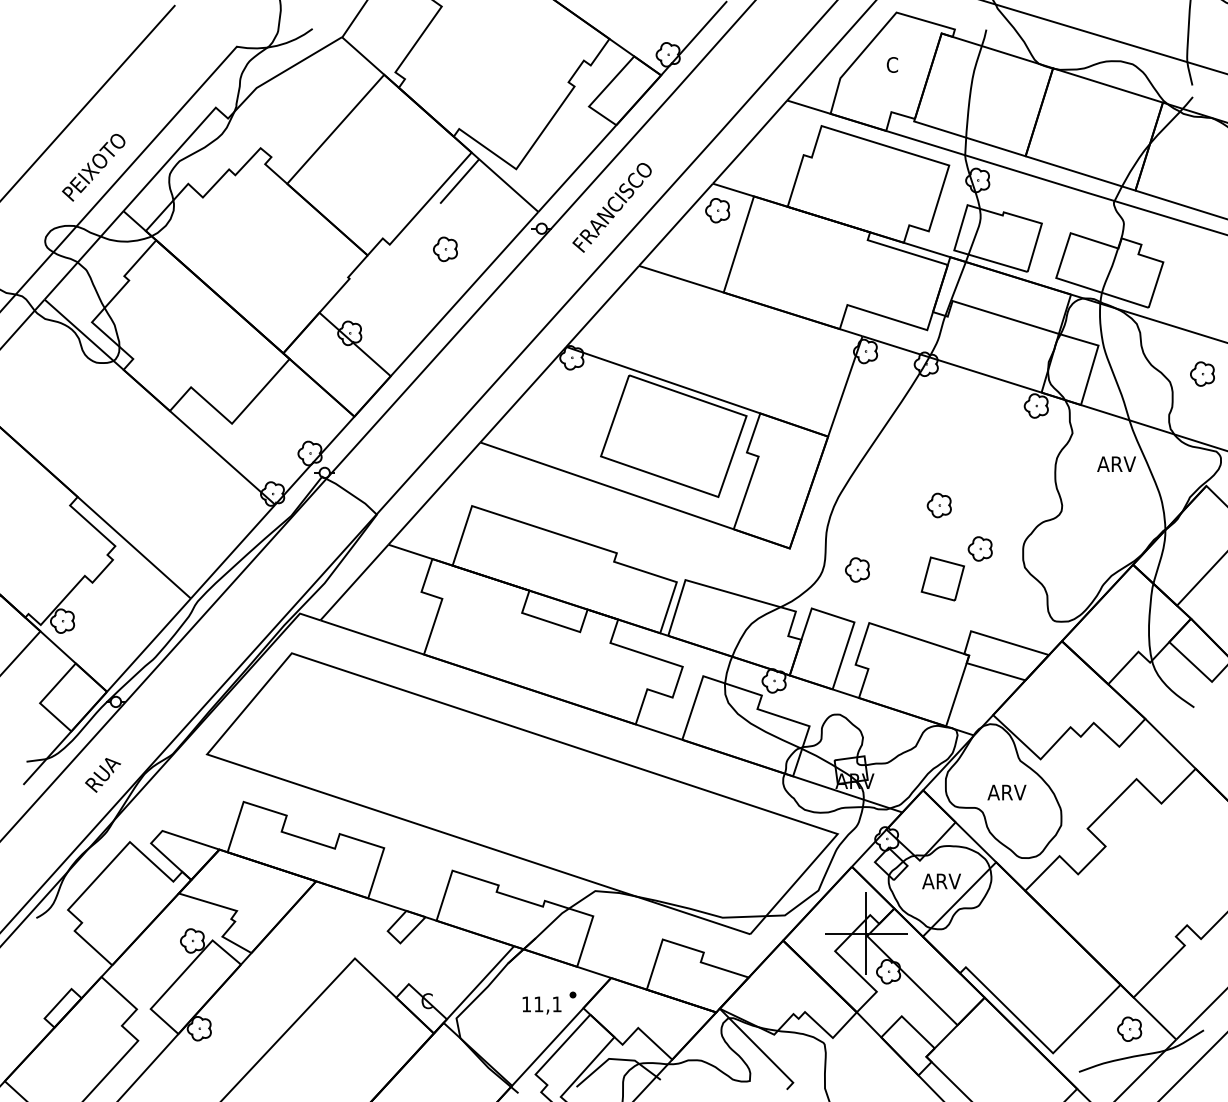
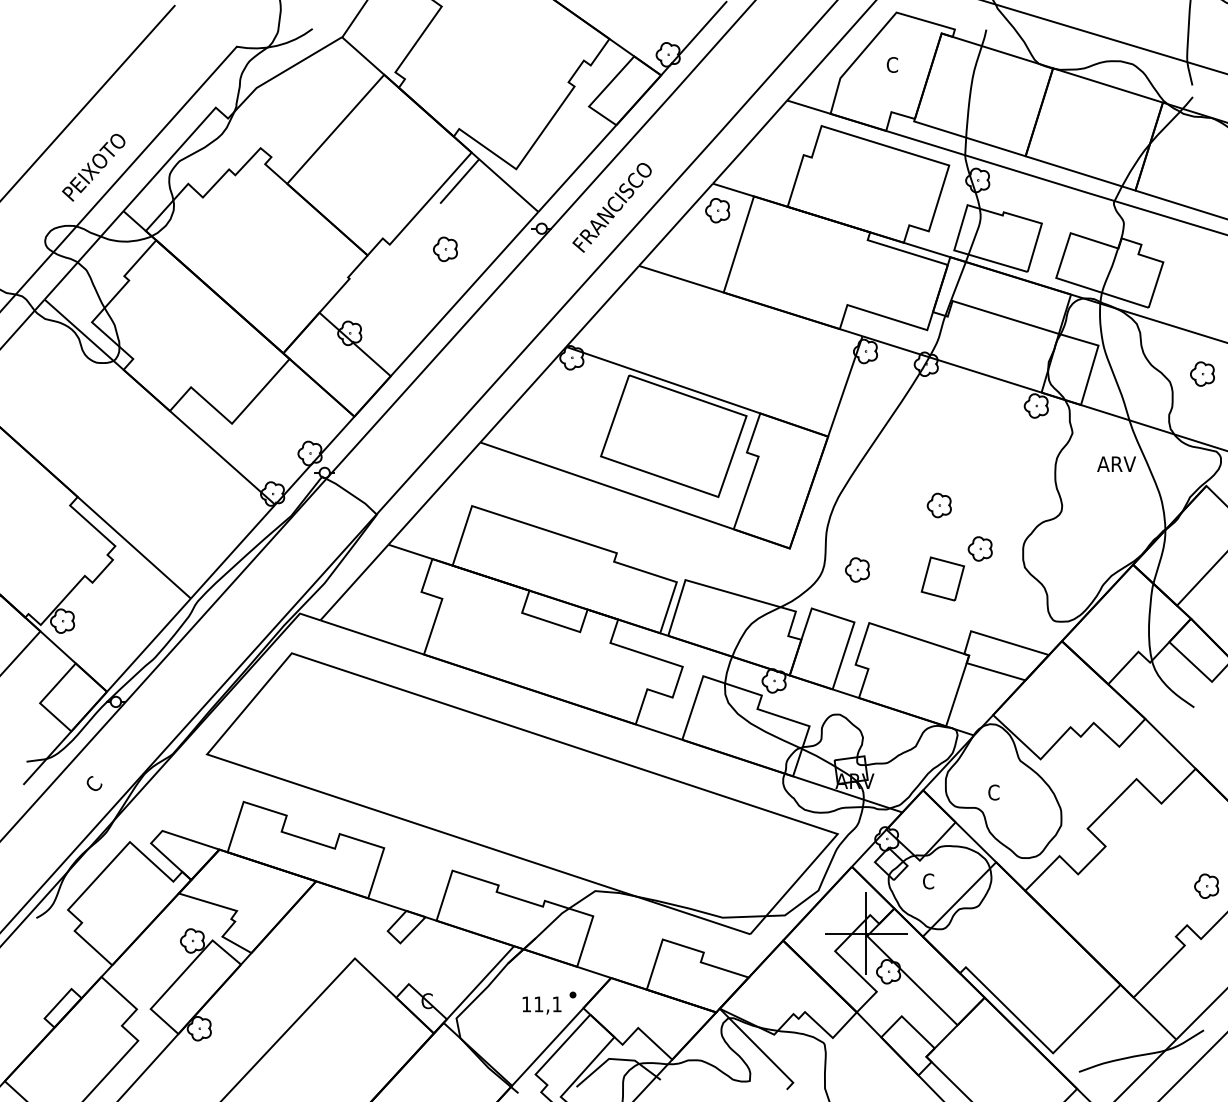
text: RUA -> C (103, 775)
text: ARV -> C (1006, 792)
text: ARV -> C (941, 881)
part position: (1129, 1028) -> (1206, 885) (1206, 885)
